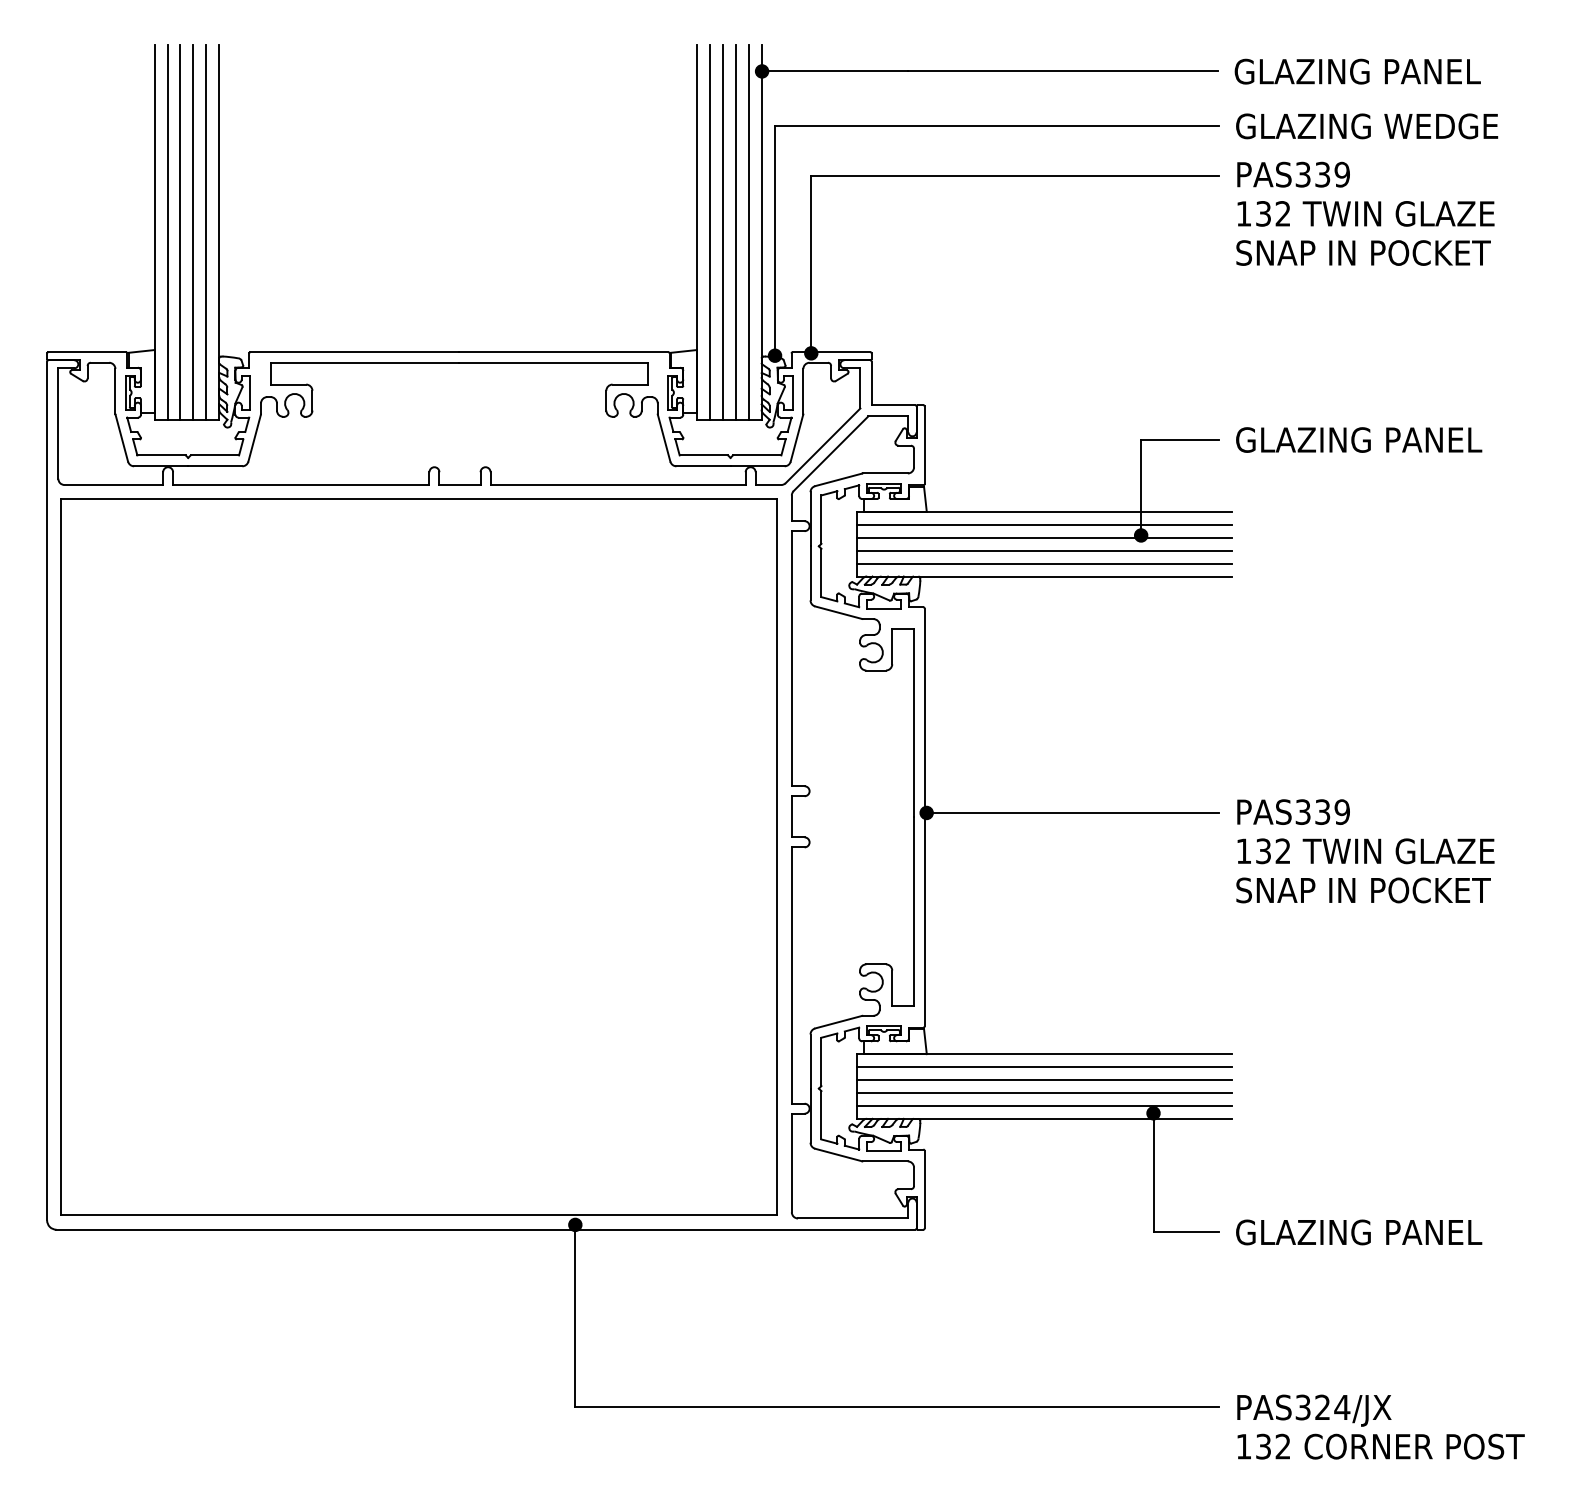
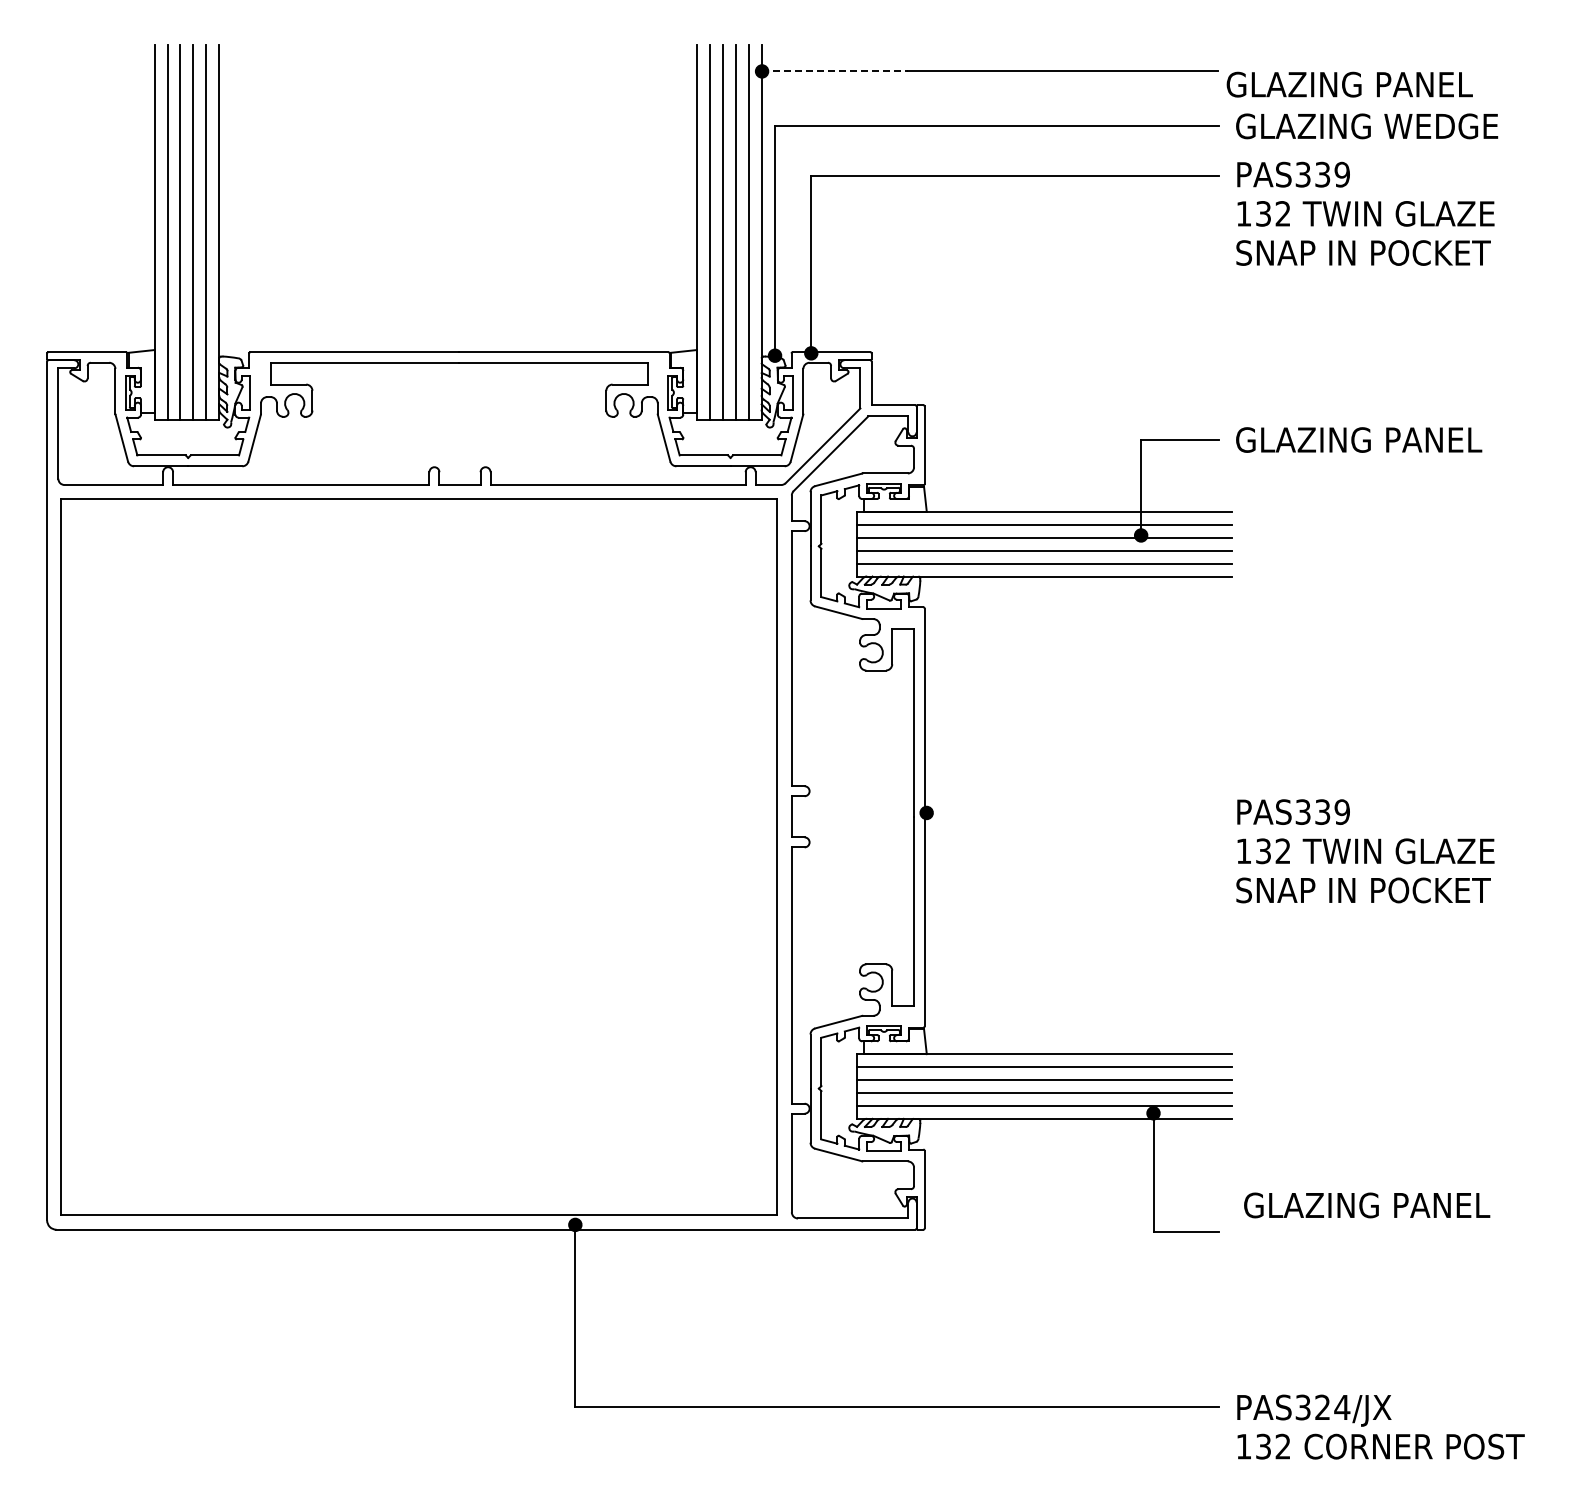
line: solid -> dashed (835, 71)
text position: (1357, 71) -> (1349, 84) (1349, 84)
line: present -> none (1072, 812)
text position: (1359, 1232) -> (1367, 1205) (1367, 1205)
